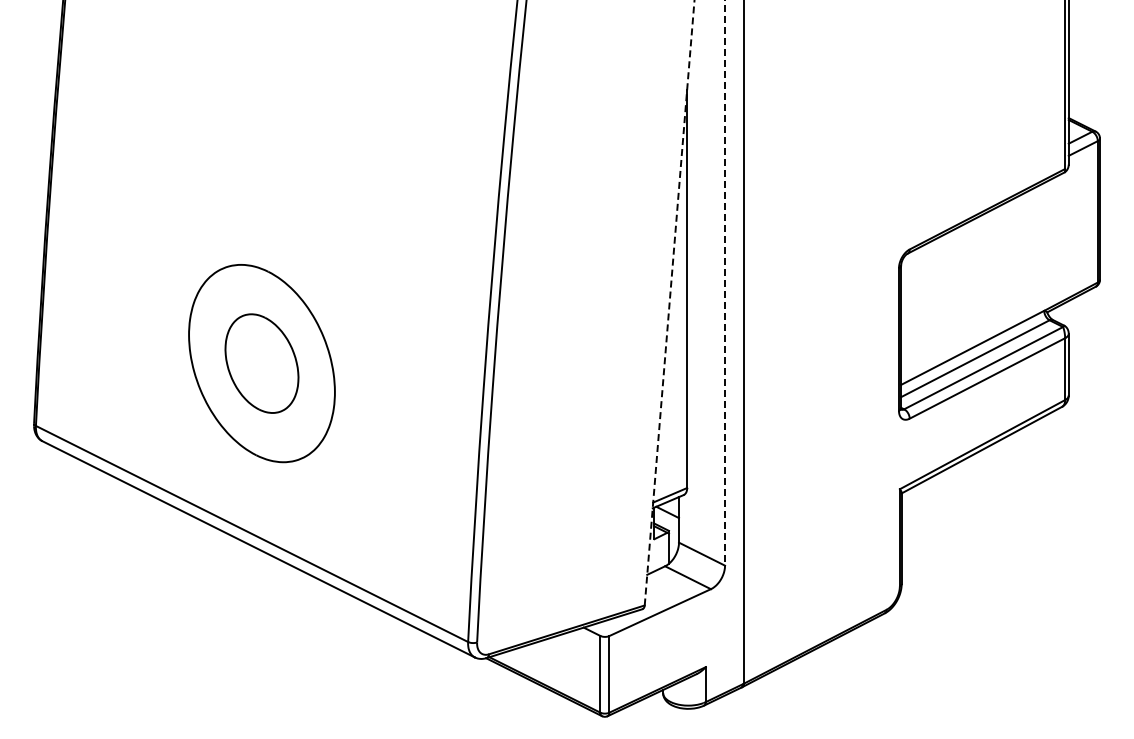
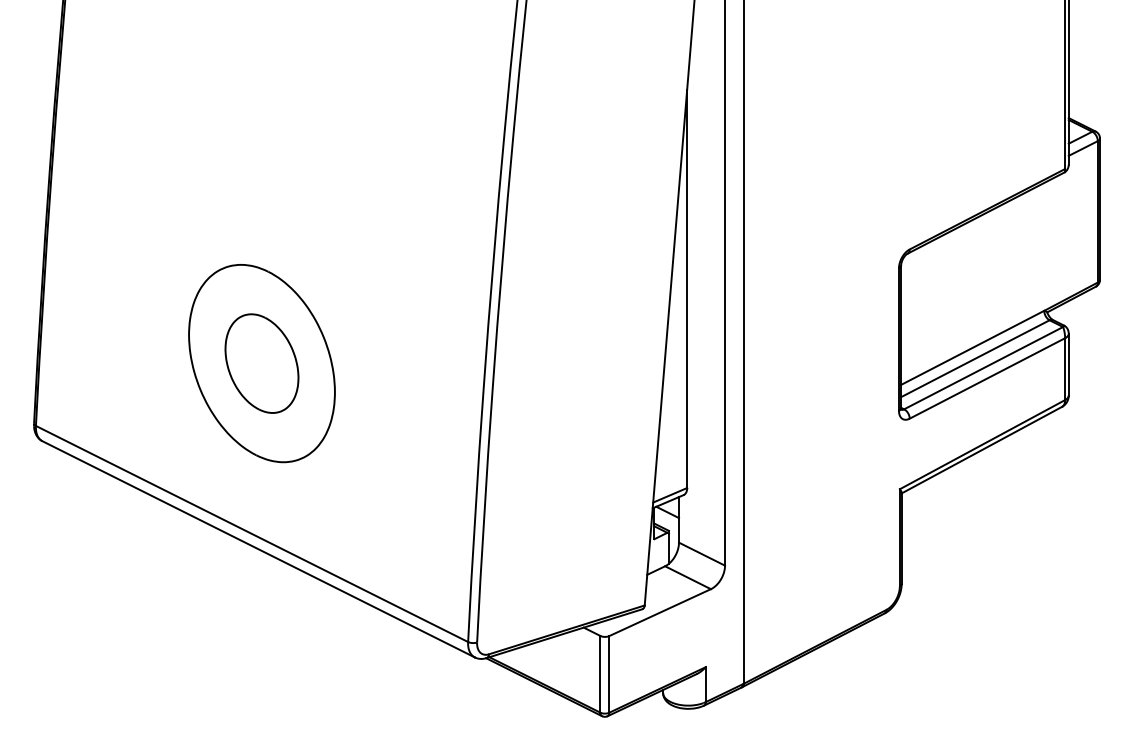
line: dashed -> solid (725, 283)
line: dashed -> solid (669, 302)
